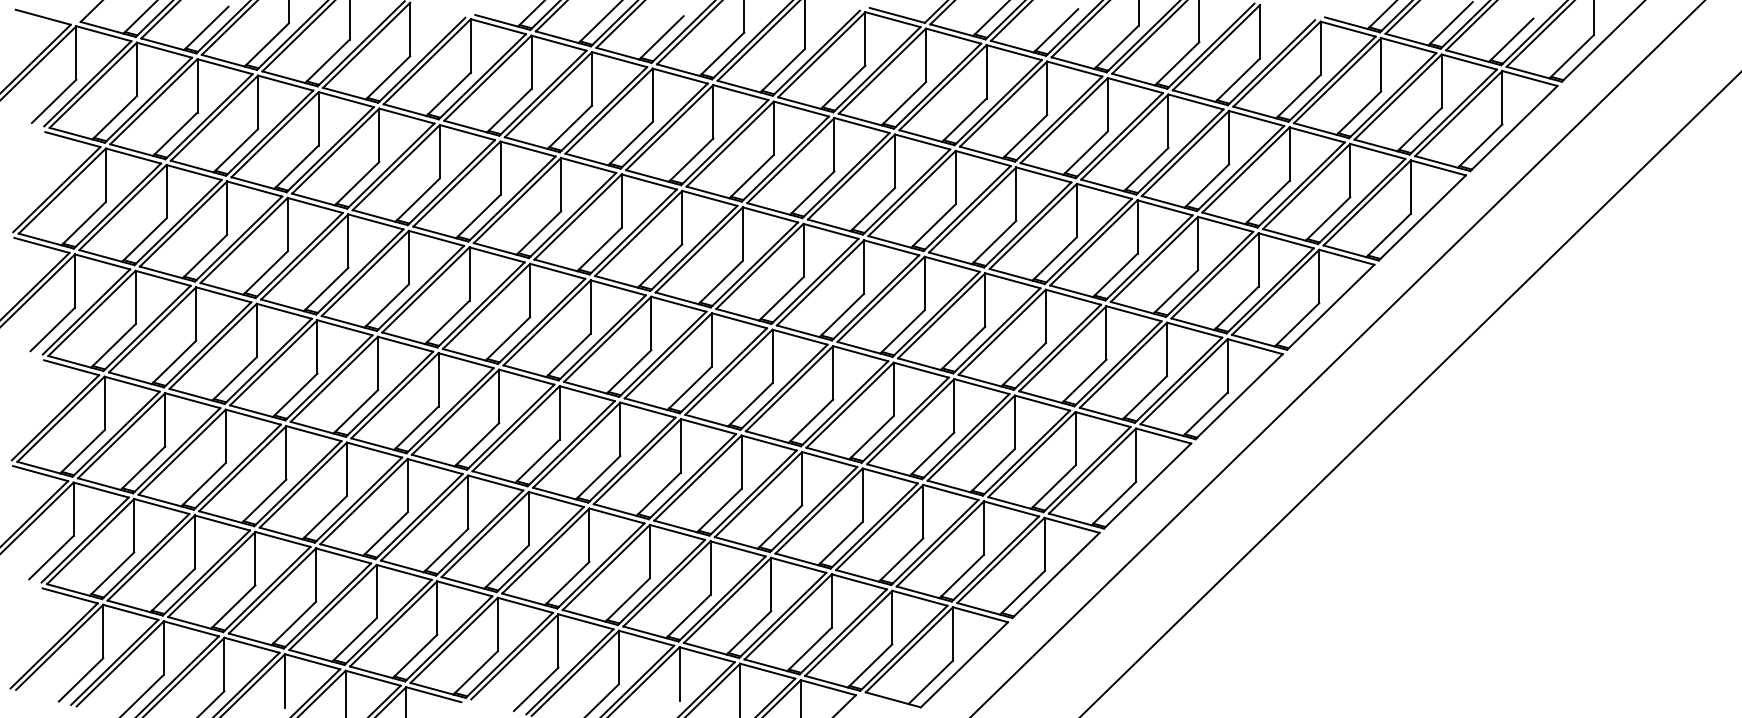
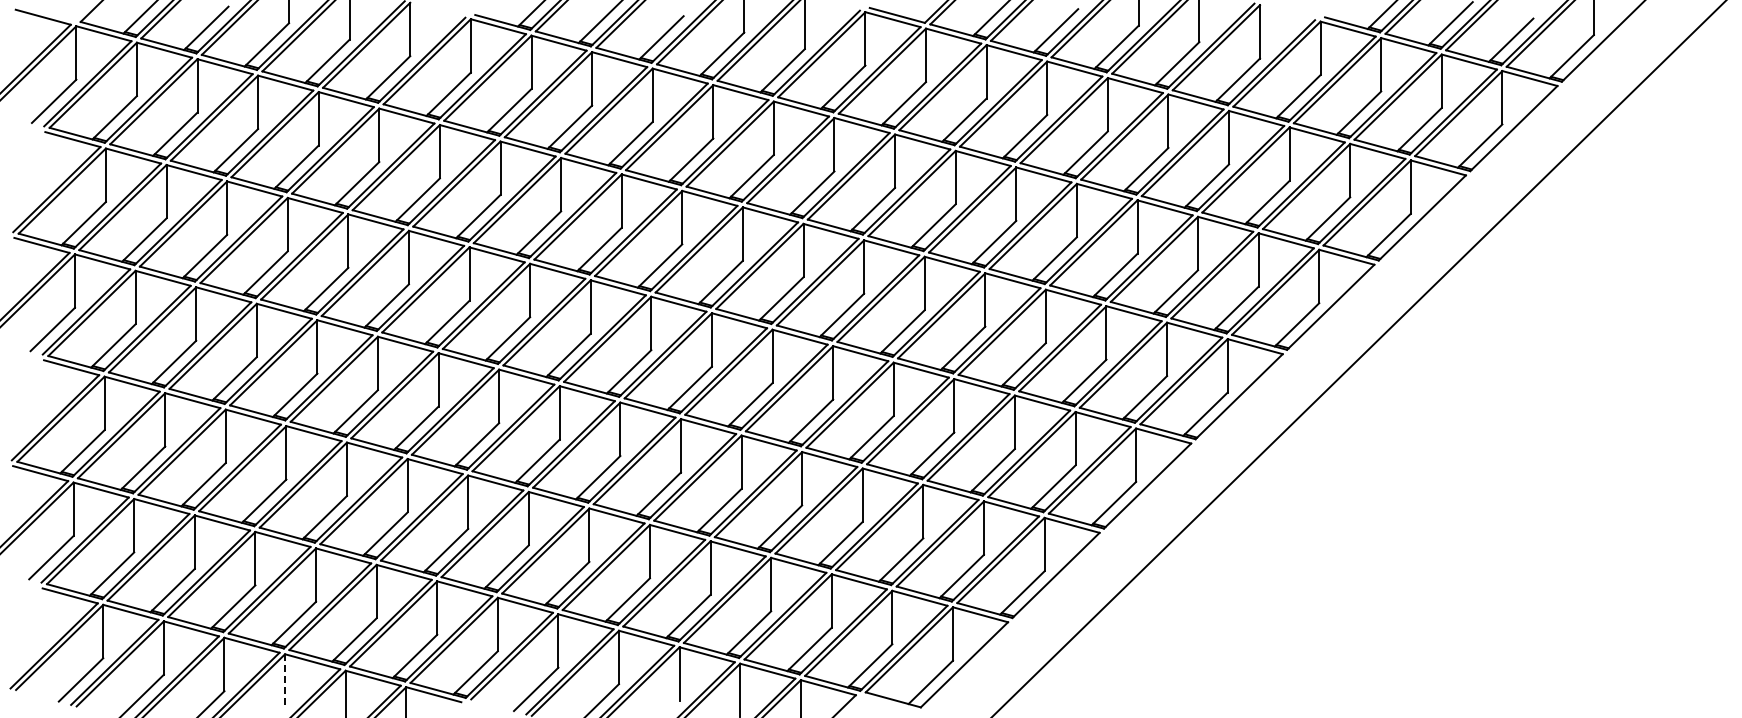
line position: (1337, 358) -> (1359, 358) (1359, 358)
line: present -> none (1410, 394)
line: solid -> dashed (285, 680)
